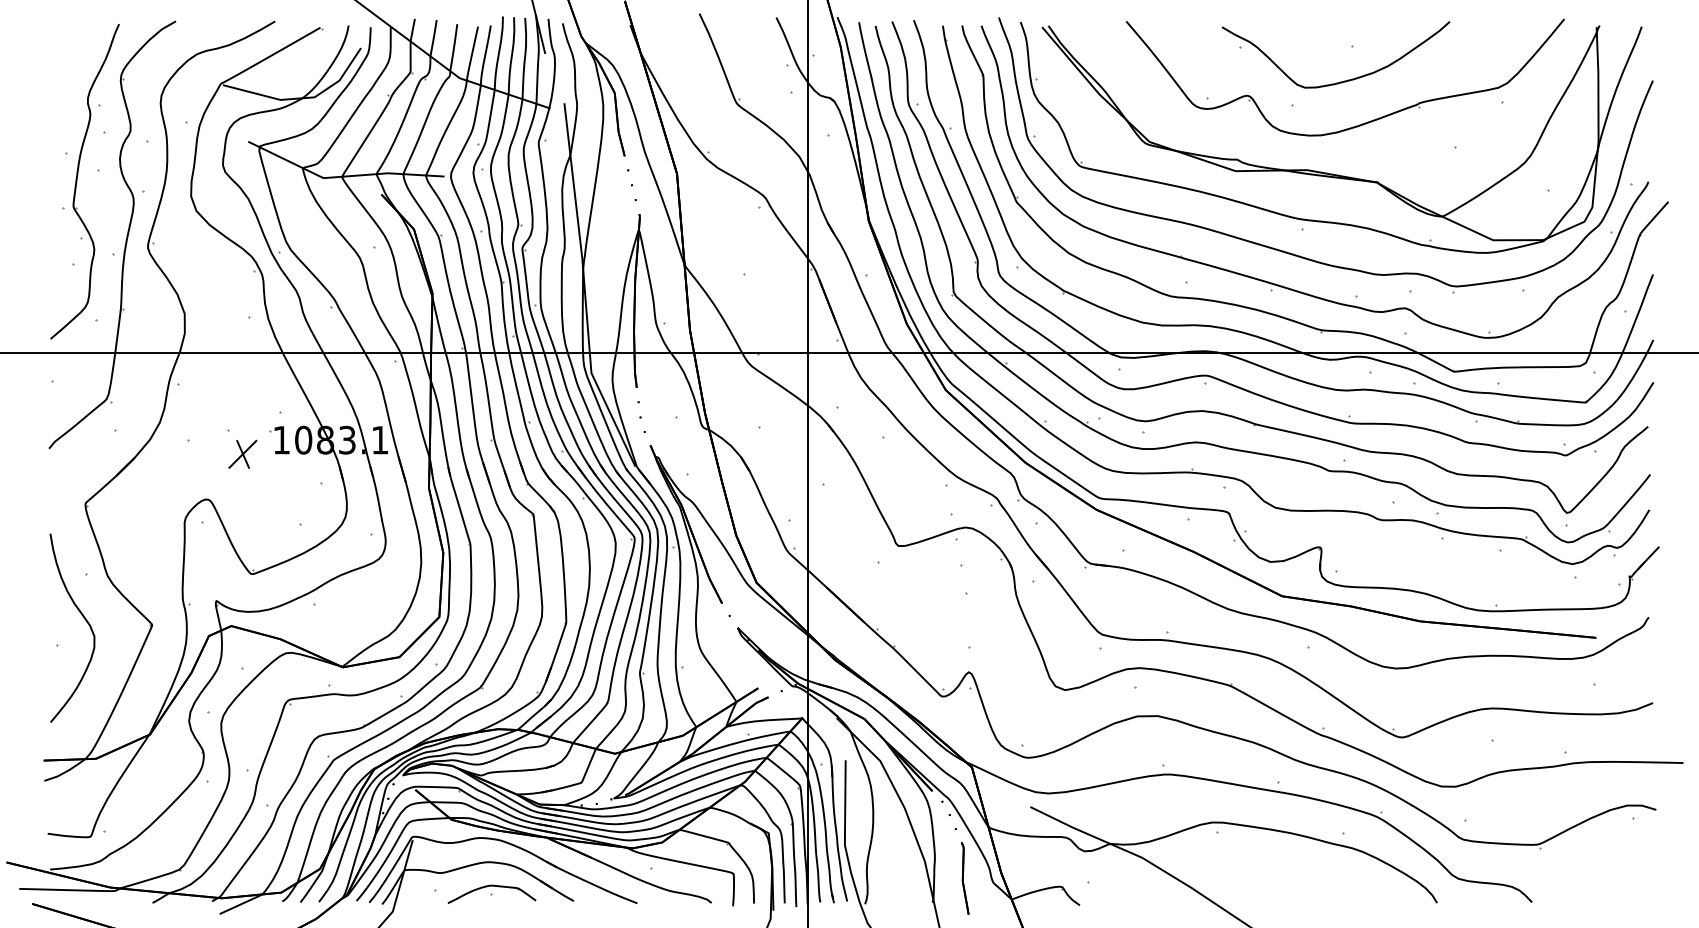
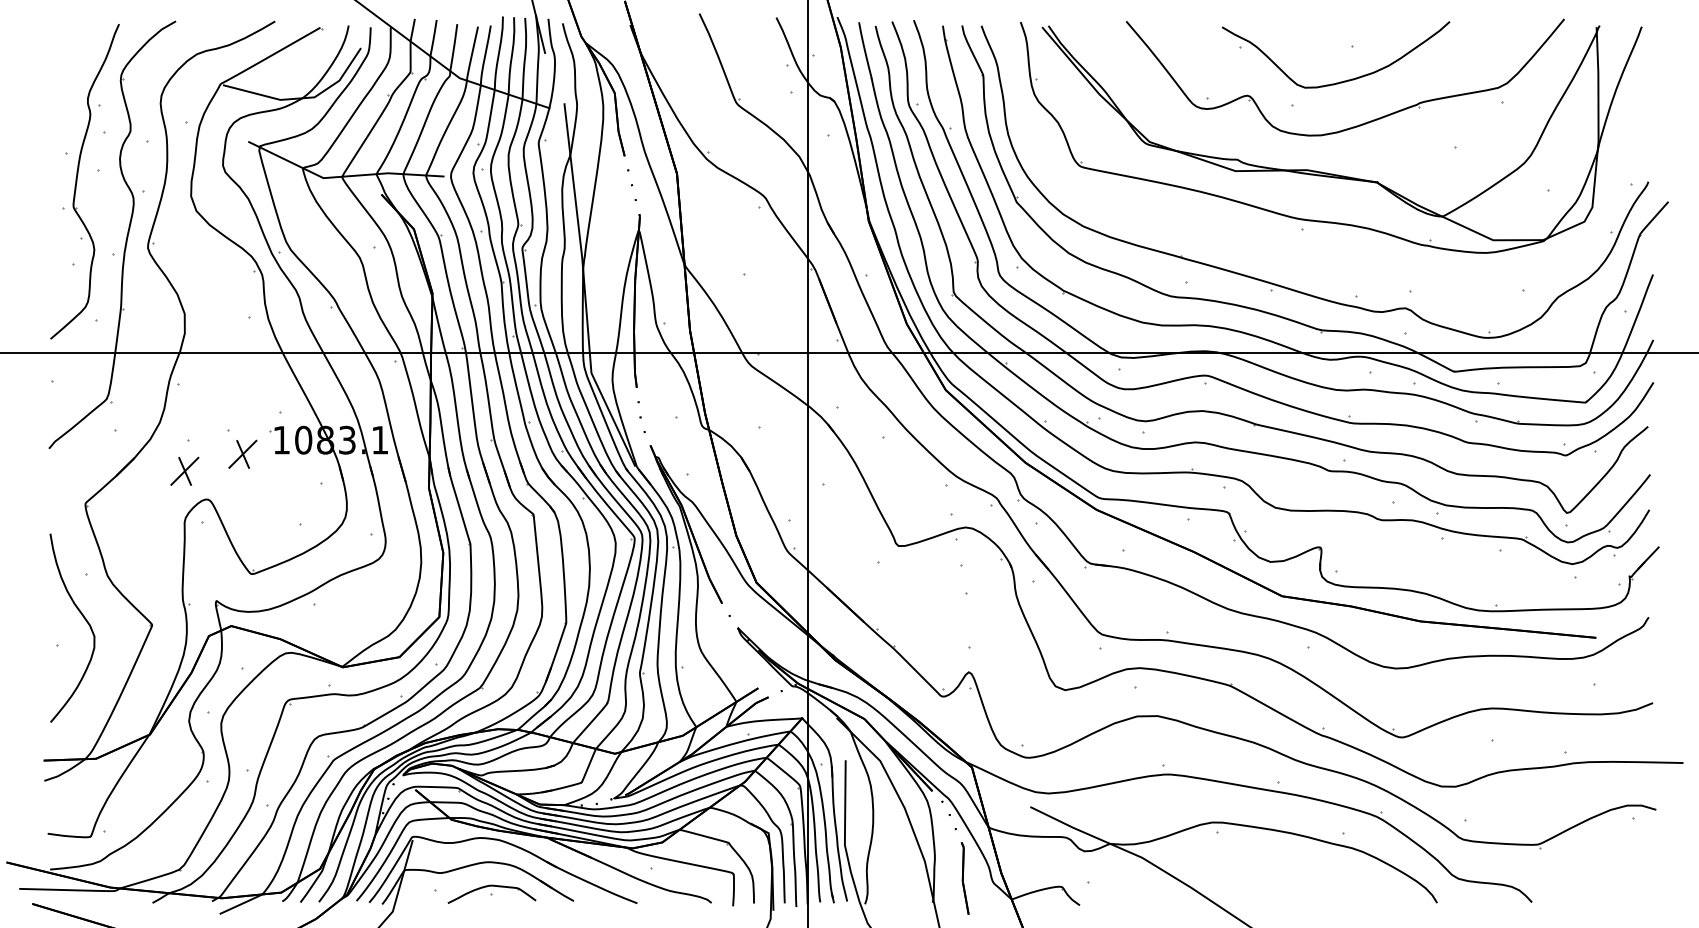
part: present -> none (1293, 253)
part: none -> present (184, 470)
